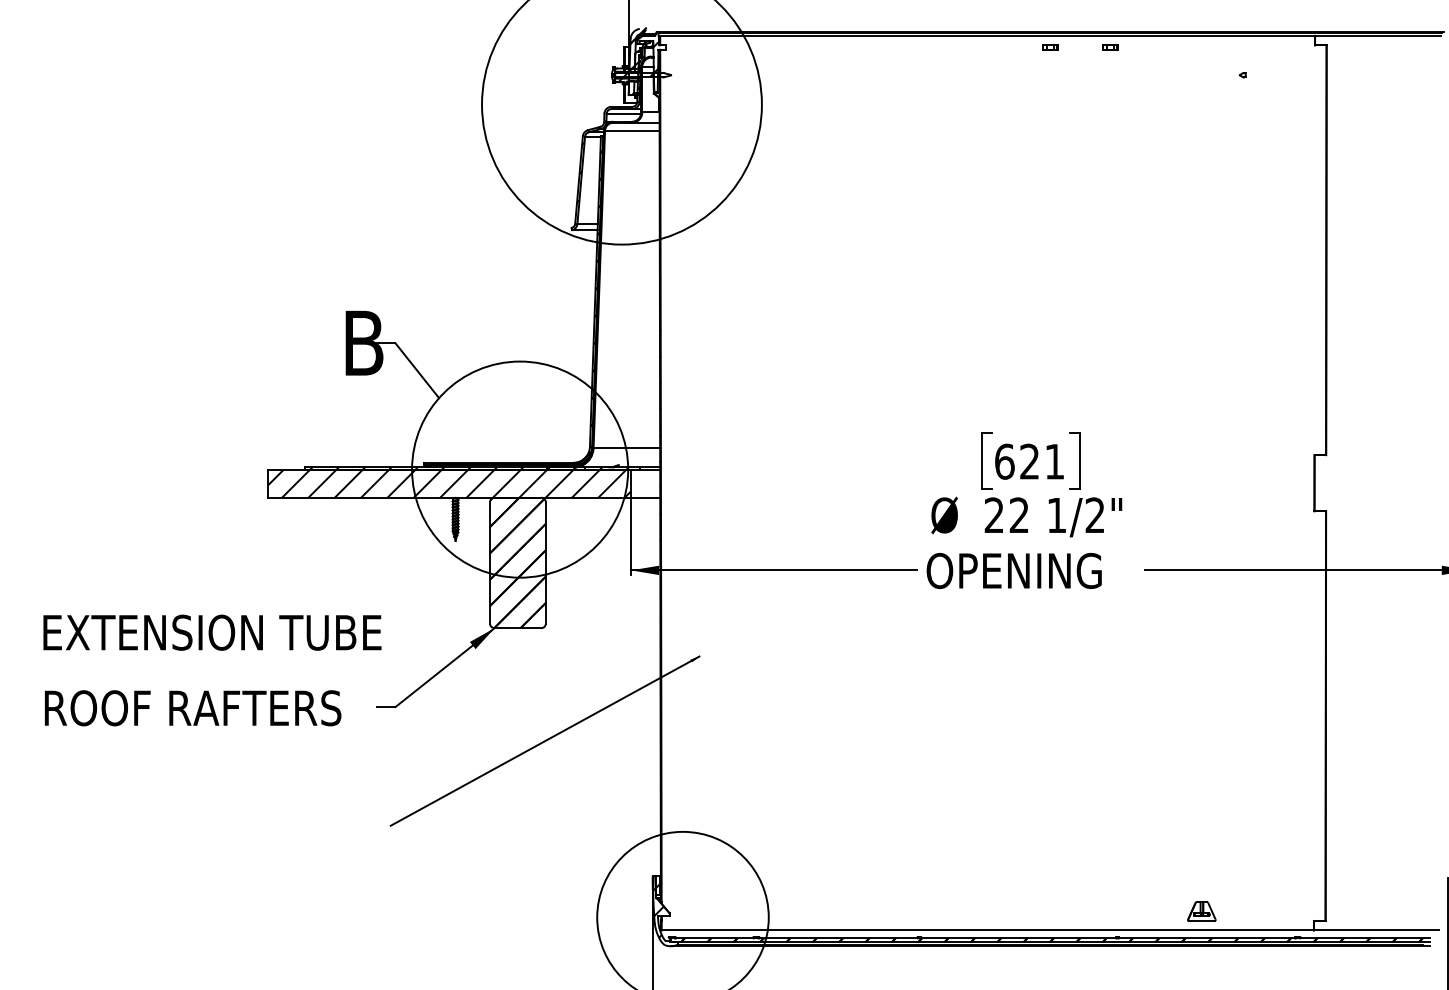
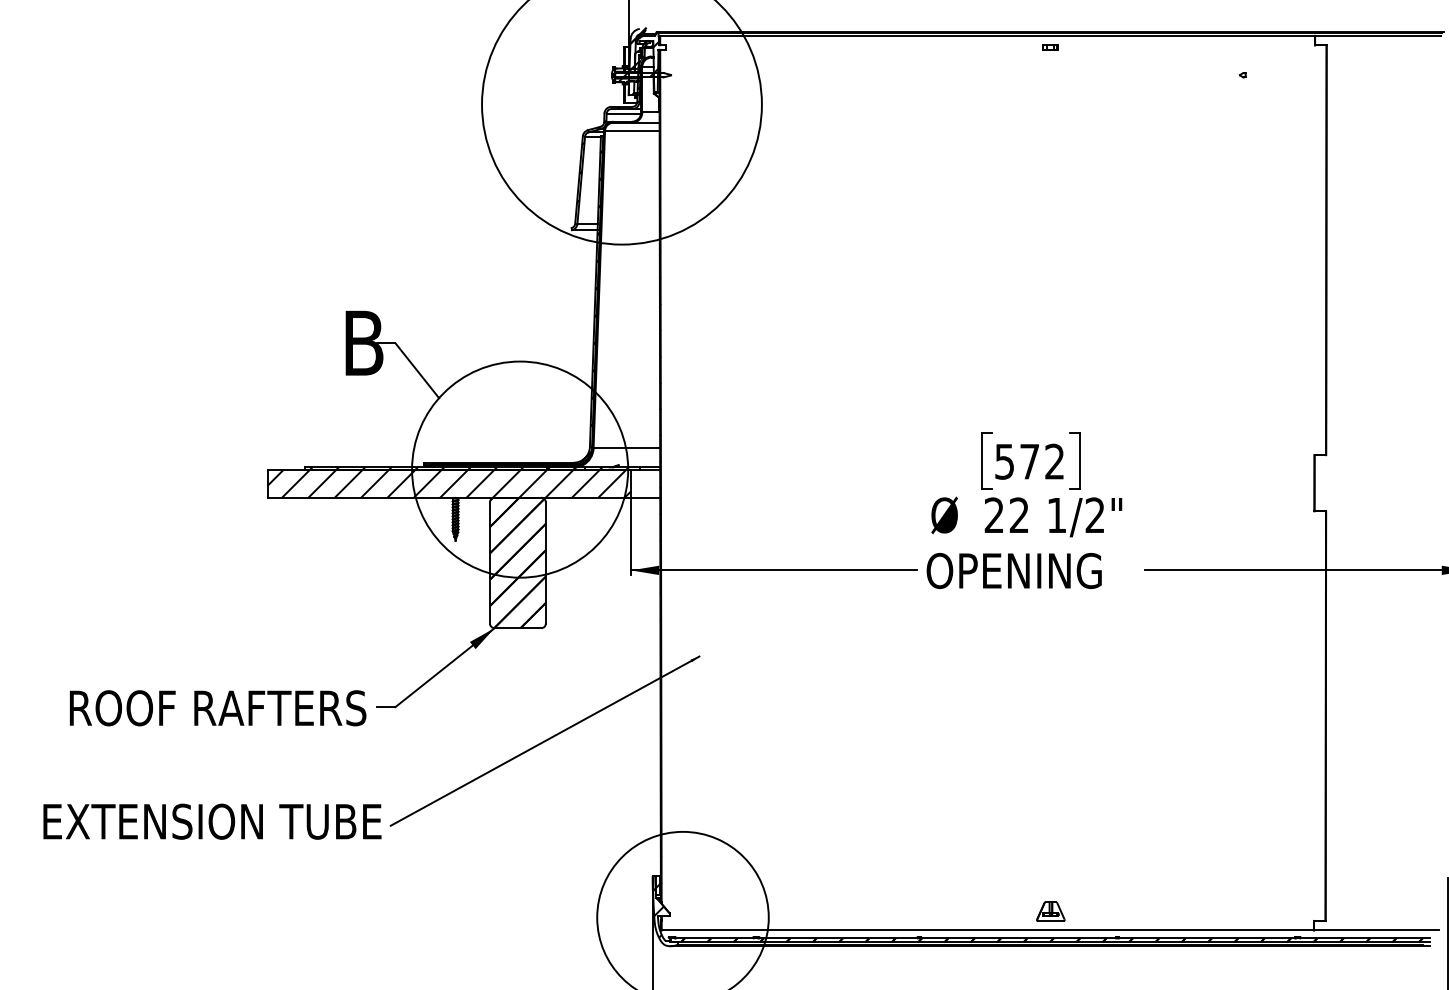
part: present -> none (1110, 47)
text: 621 -> 572 (1029, 461)
text position: (212, 632) -> (212, 821) (212, 821)
text position: (193, 708) -> (218, 708) (218, 708)
part position: (1201, 911) -> (1050, 911) (1050, 911)
